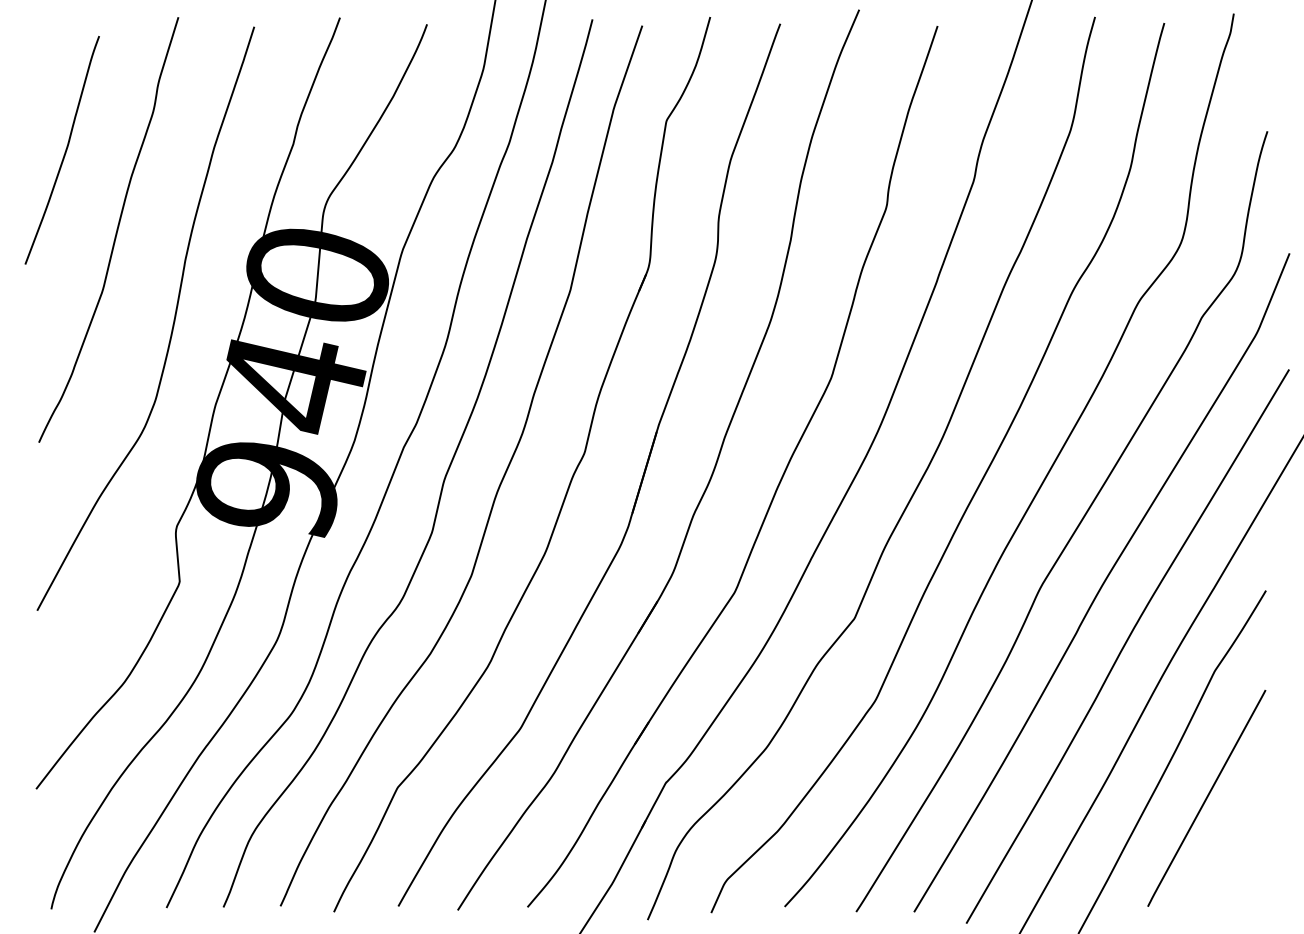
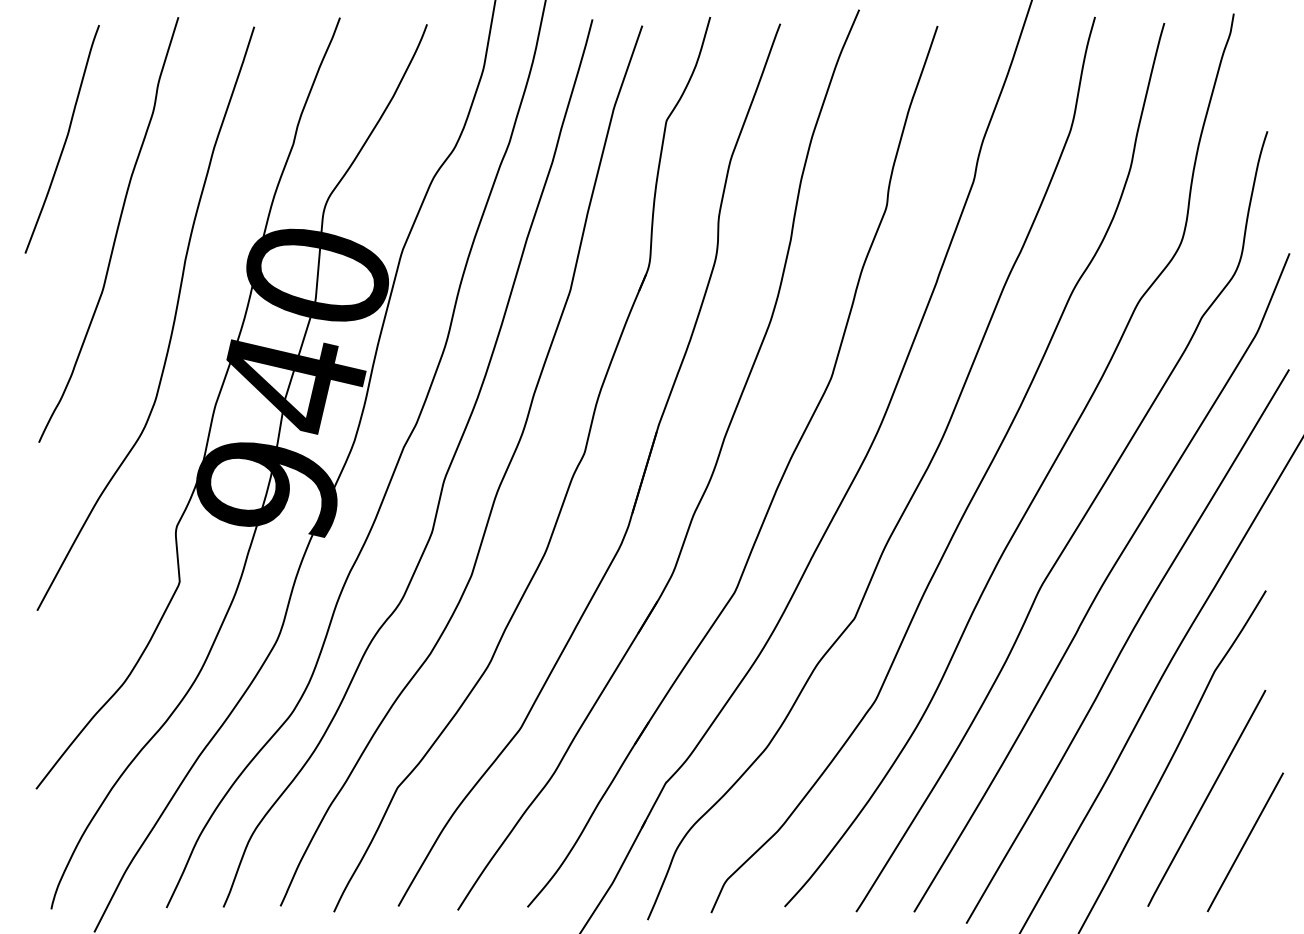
curve position: (64, 152) -> (64, 141) (64, 141)
line: none -> present (1245, 842)
